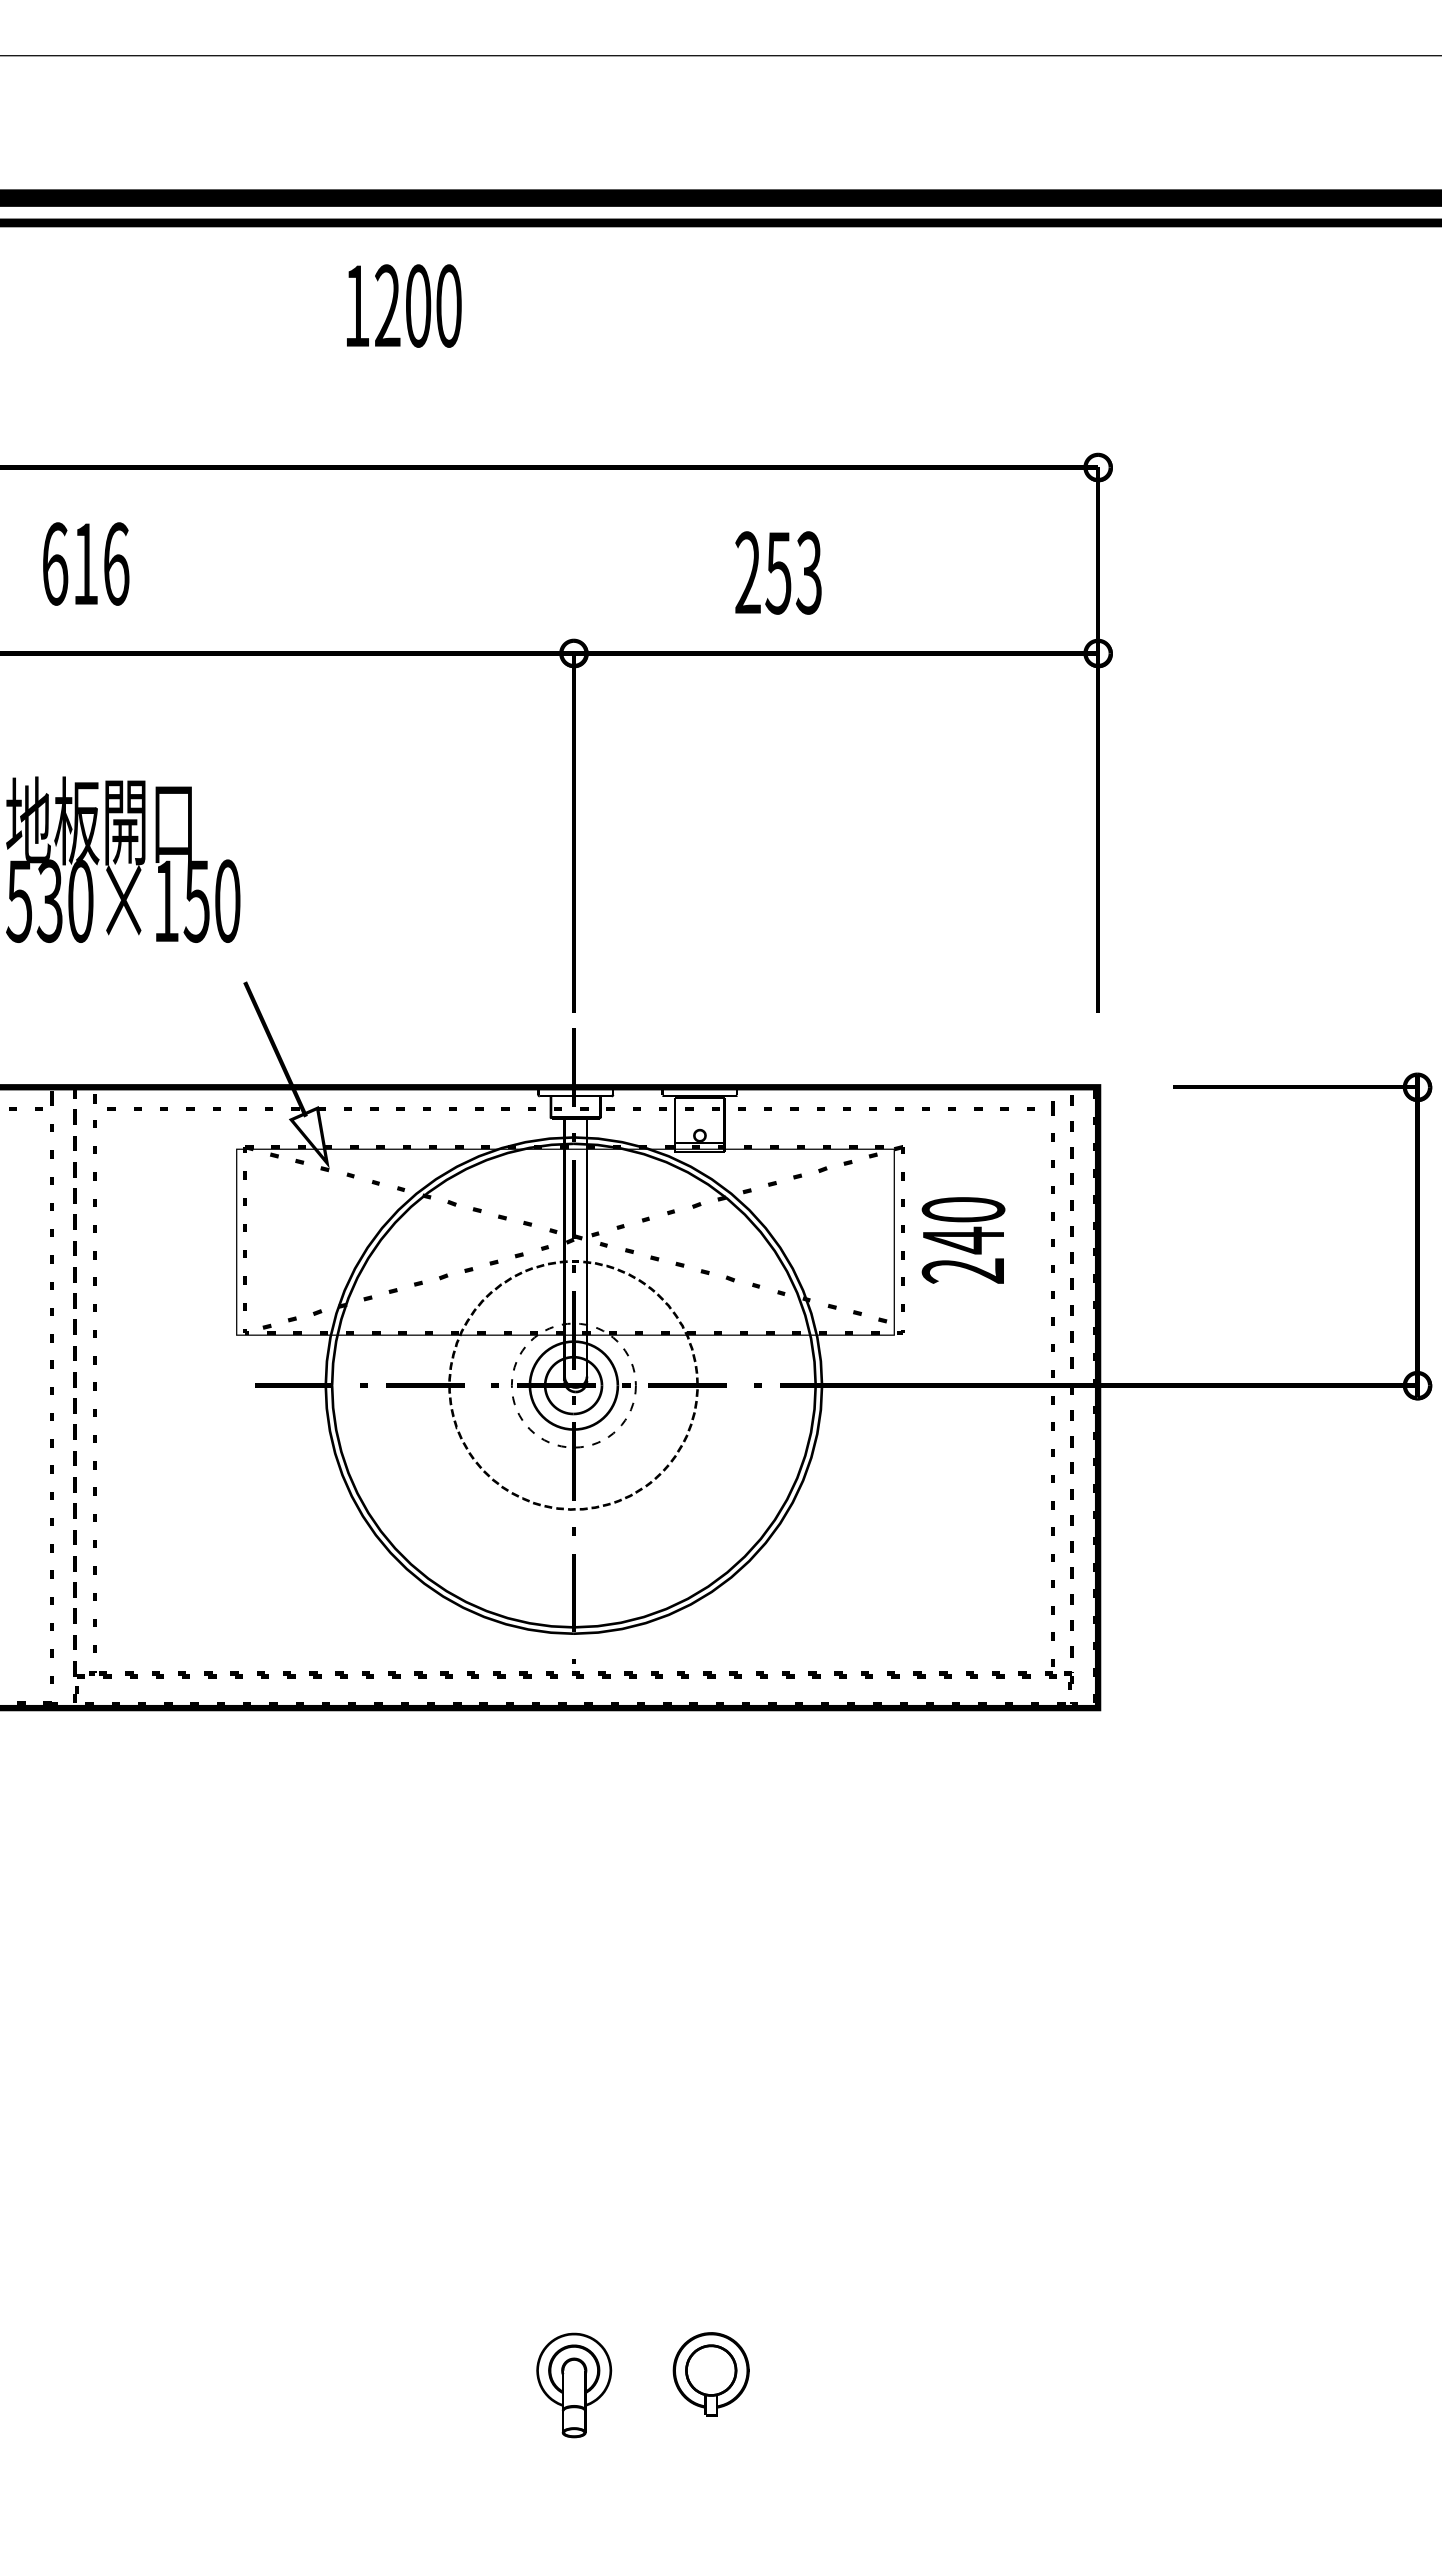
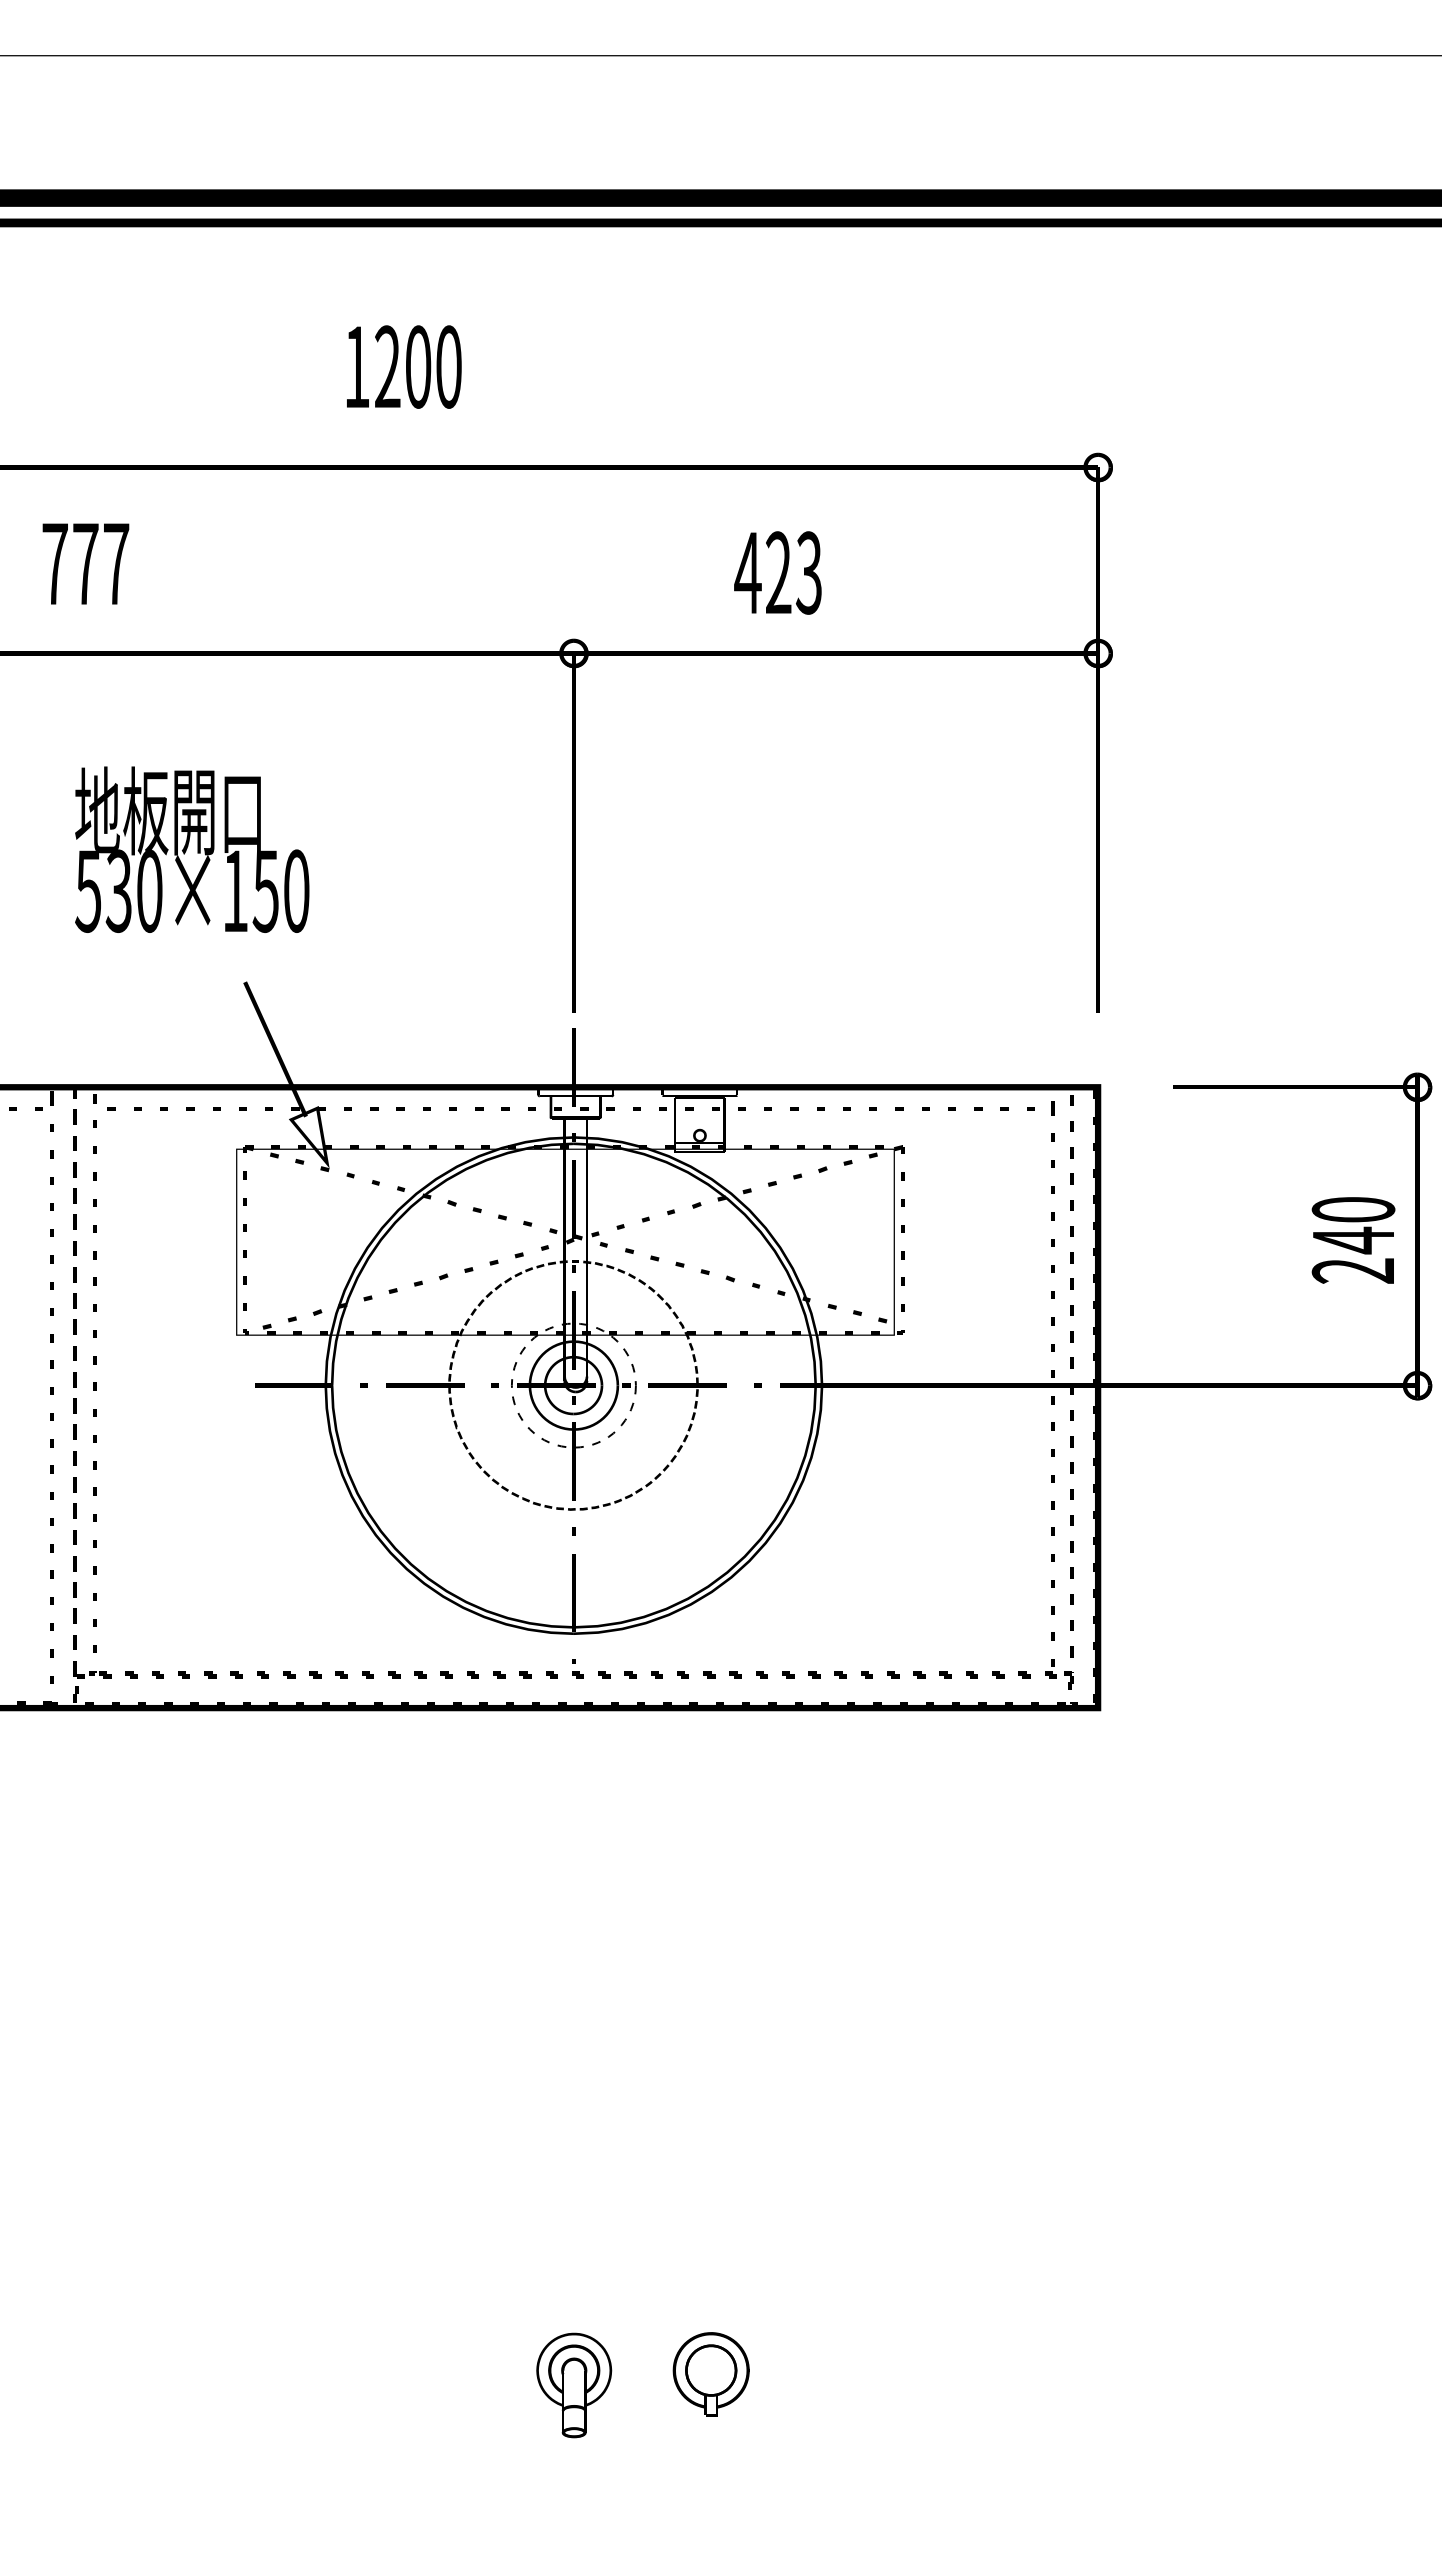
text position: (404, 305) -> (404, 366) (404, 366)
text: 616 -> 777 (85, 563)
text: 253 -> 423 (762, 572)
text position: (123, 859) -> (192, 849) (192, 849)
text position: (963, 1240) -> (1353, 1240) (1353, 1240)
